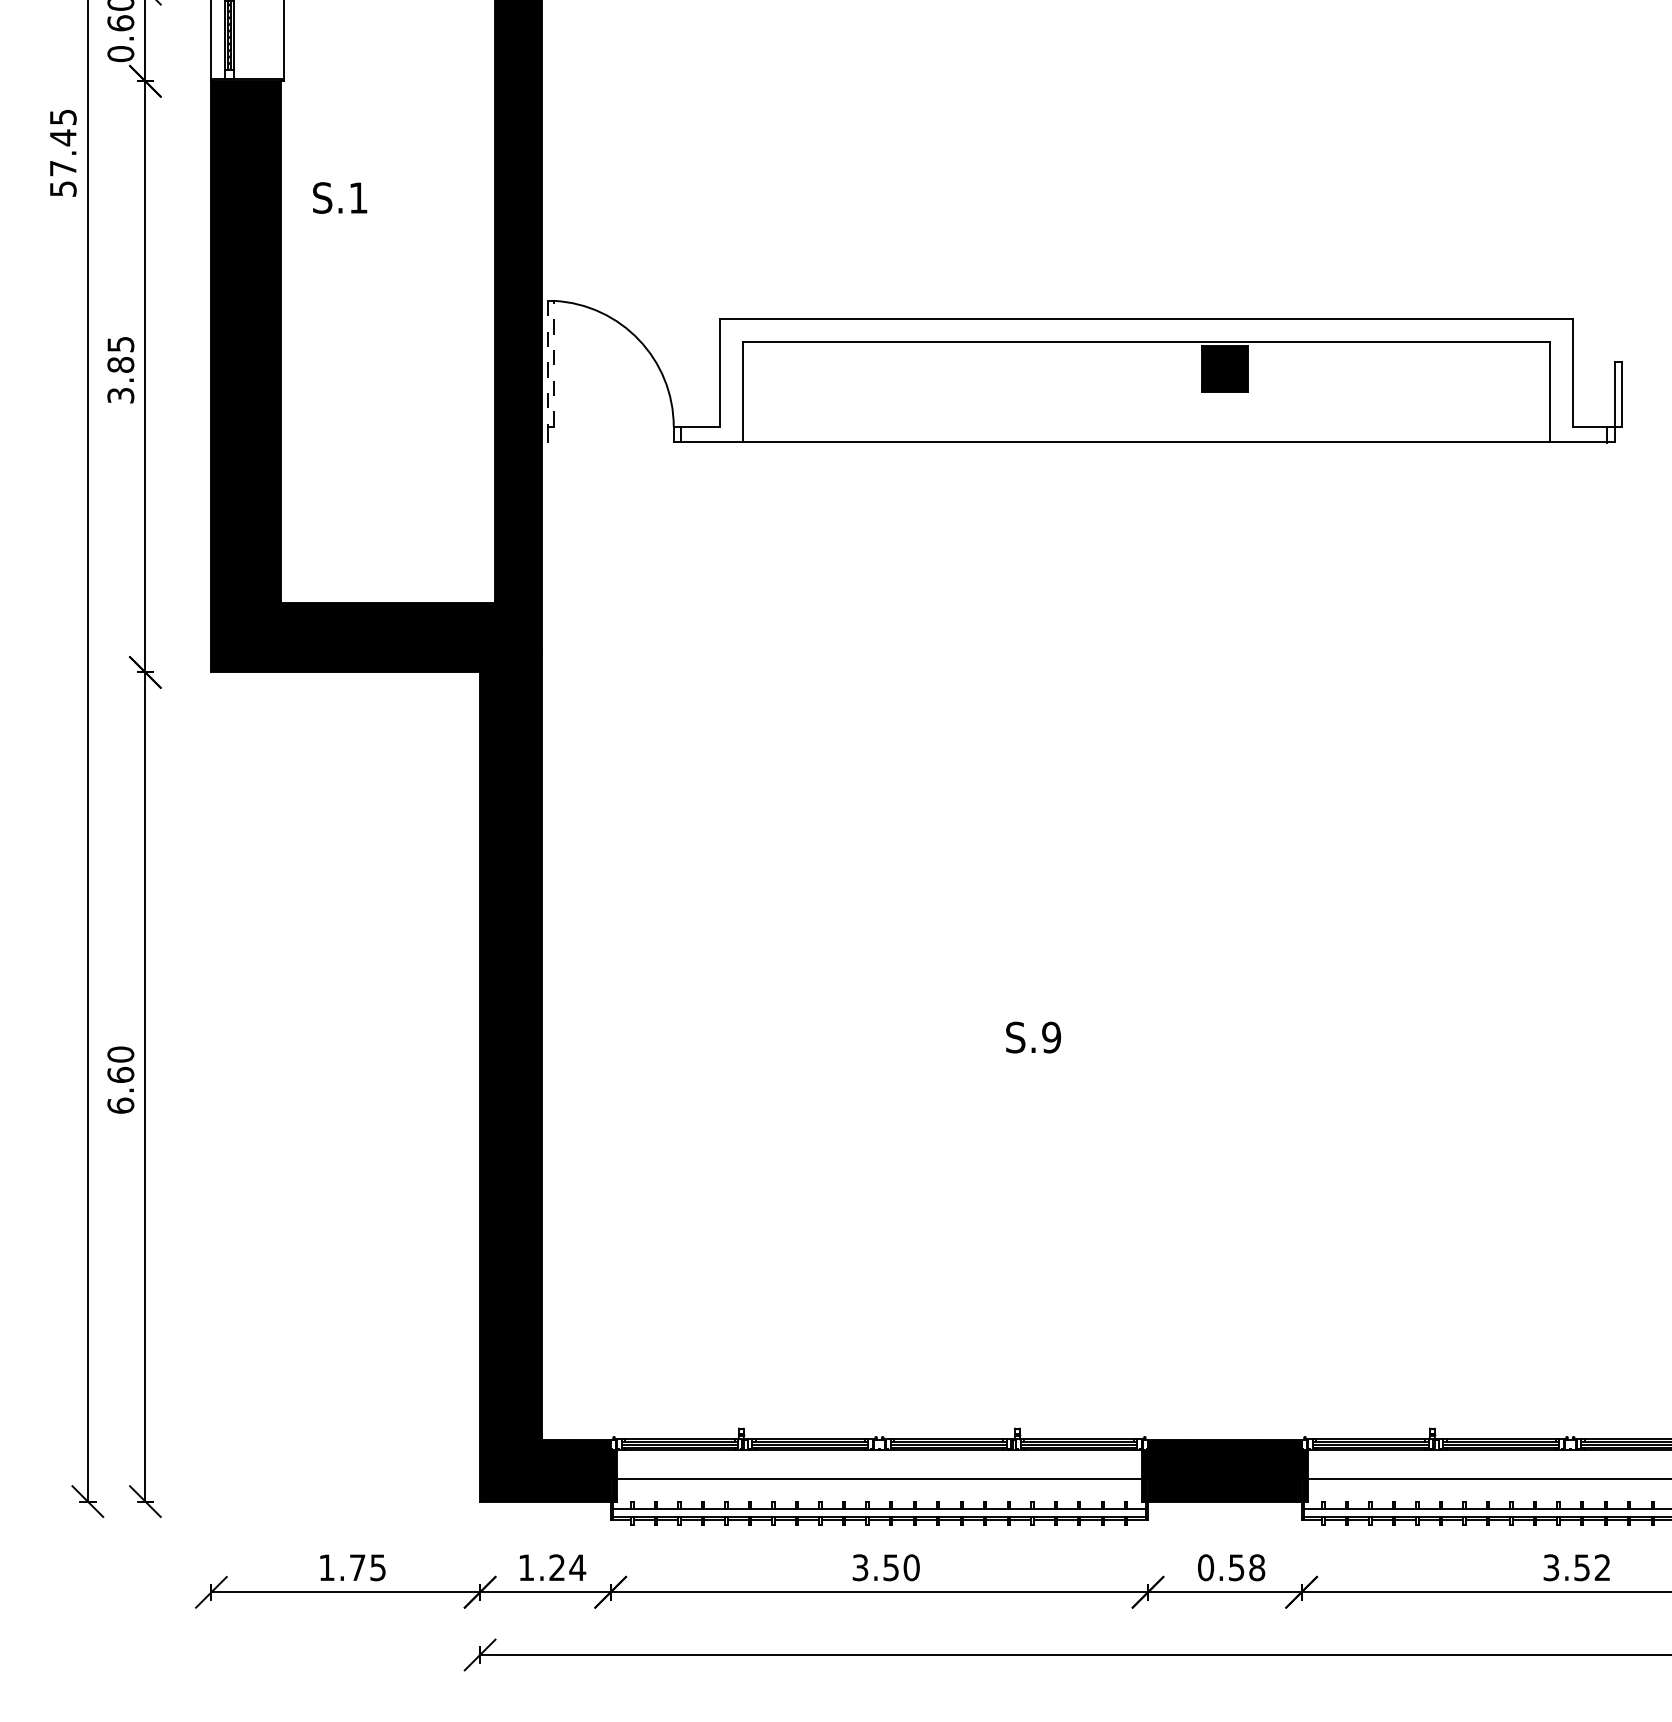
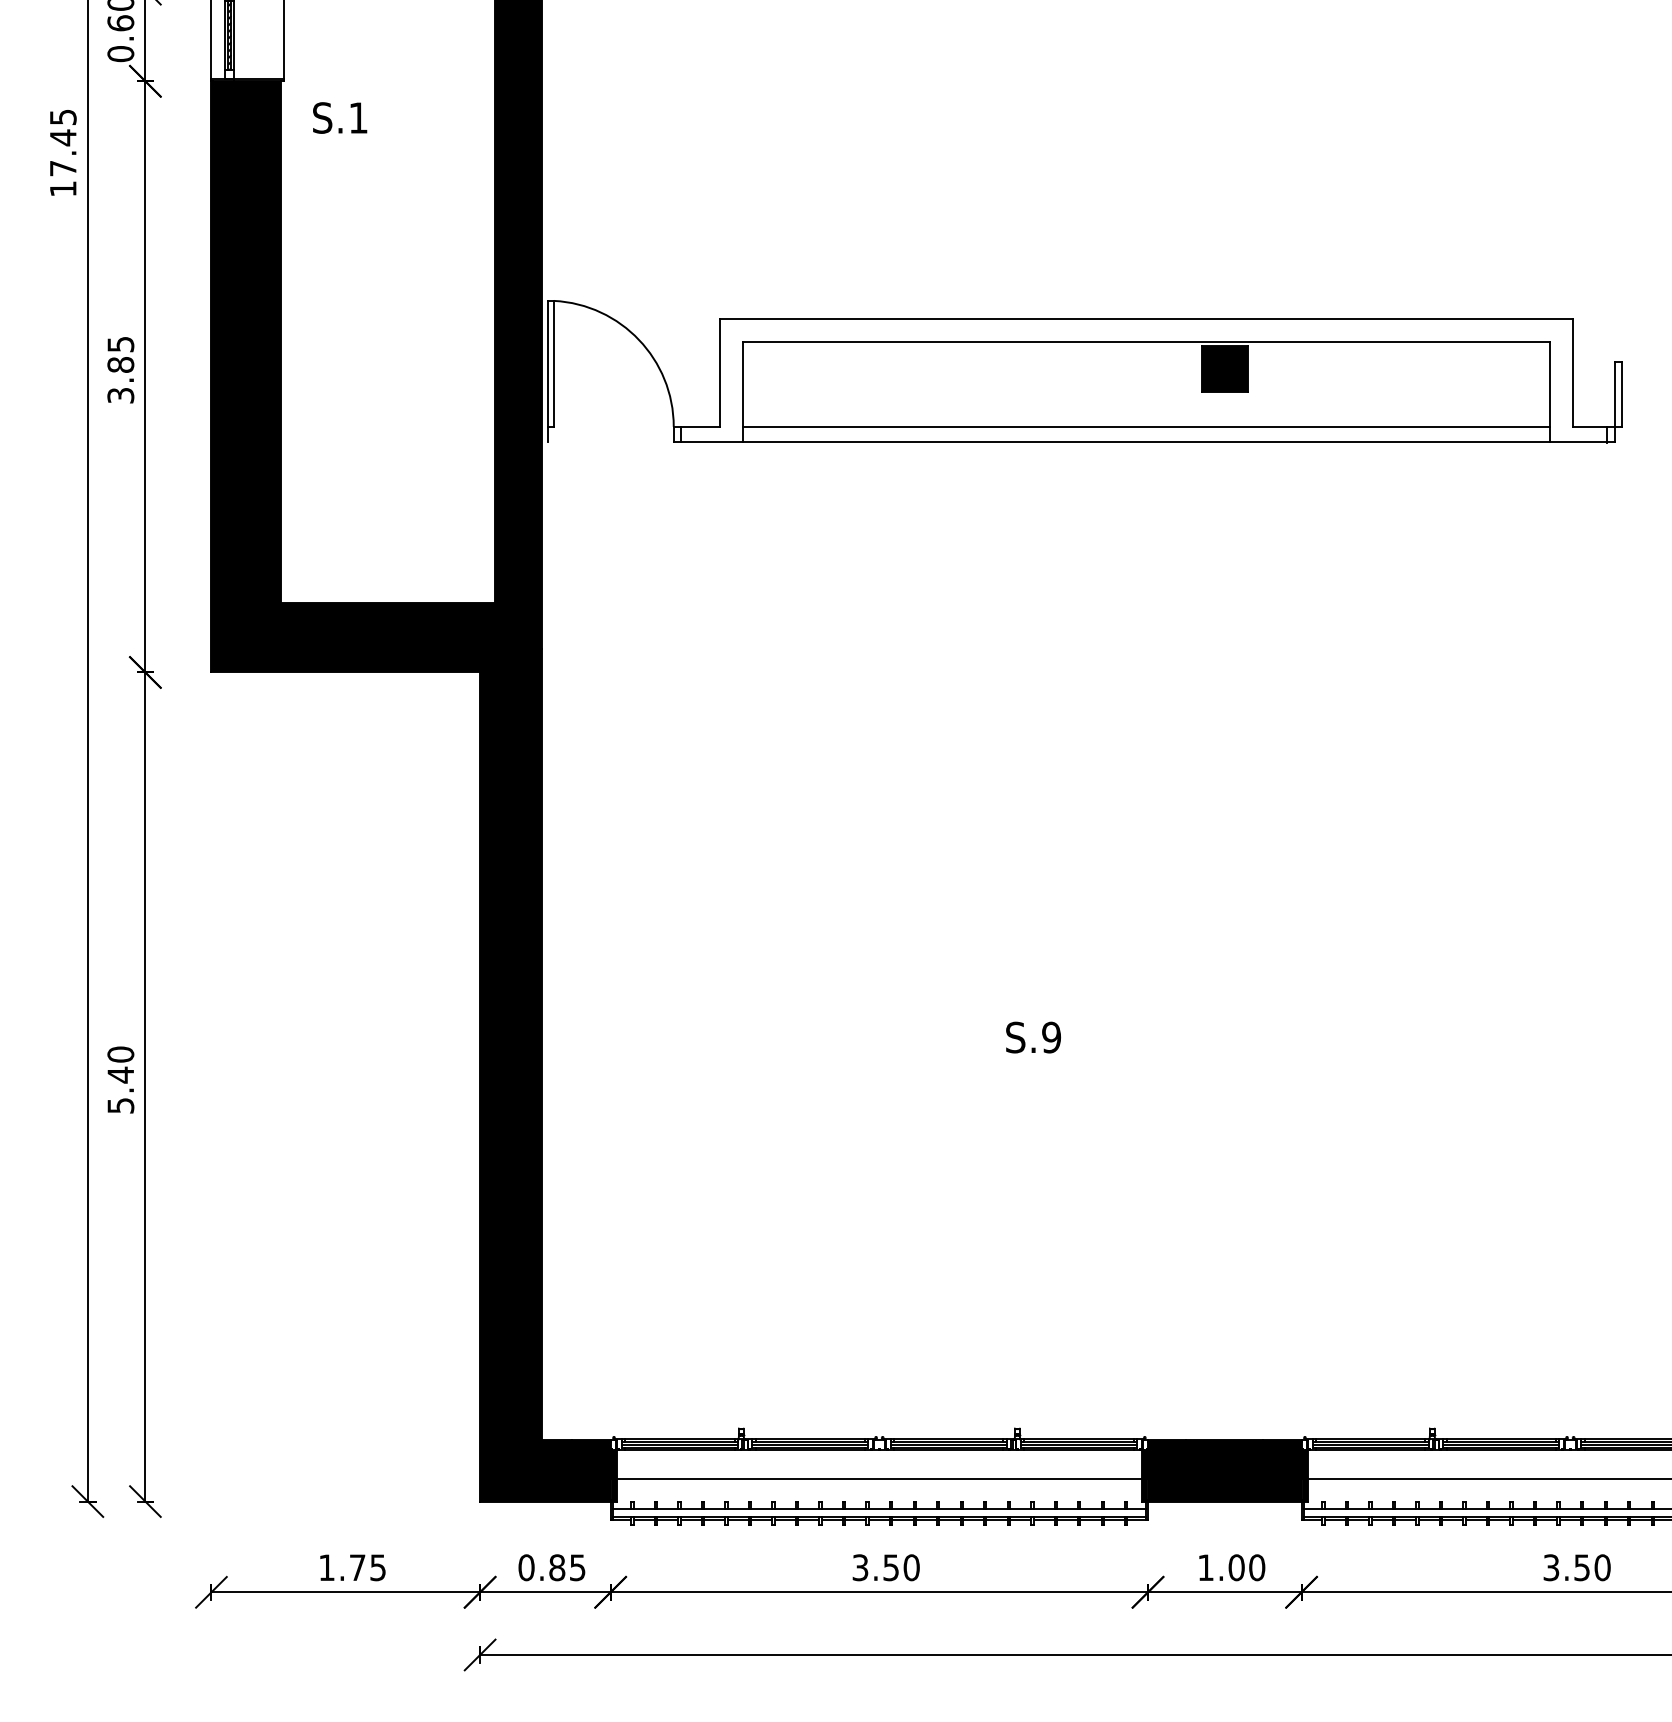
text: 57.45 -> 17.45 (63, 188)
text position: (340, 197) -> (340, 117) (340, 117)
line: dashed -> solid (547, 363)
line: dashed -> solid (553, 363)
line: none -> present (1146, 426)
text: 6.60 -> 5.40 (120, 1089)
text: 1.24 -> 0.85 (552, 1567)
text: 0.58 -> 1.00 (1231, 1567)
text: 3.52 -> 3.50 (1602, 1567)
